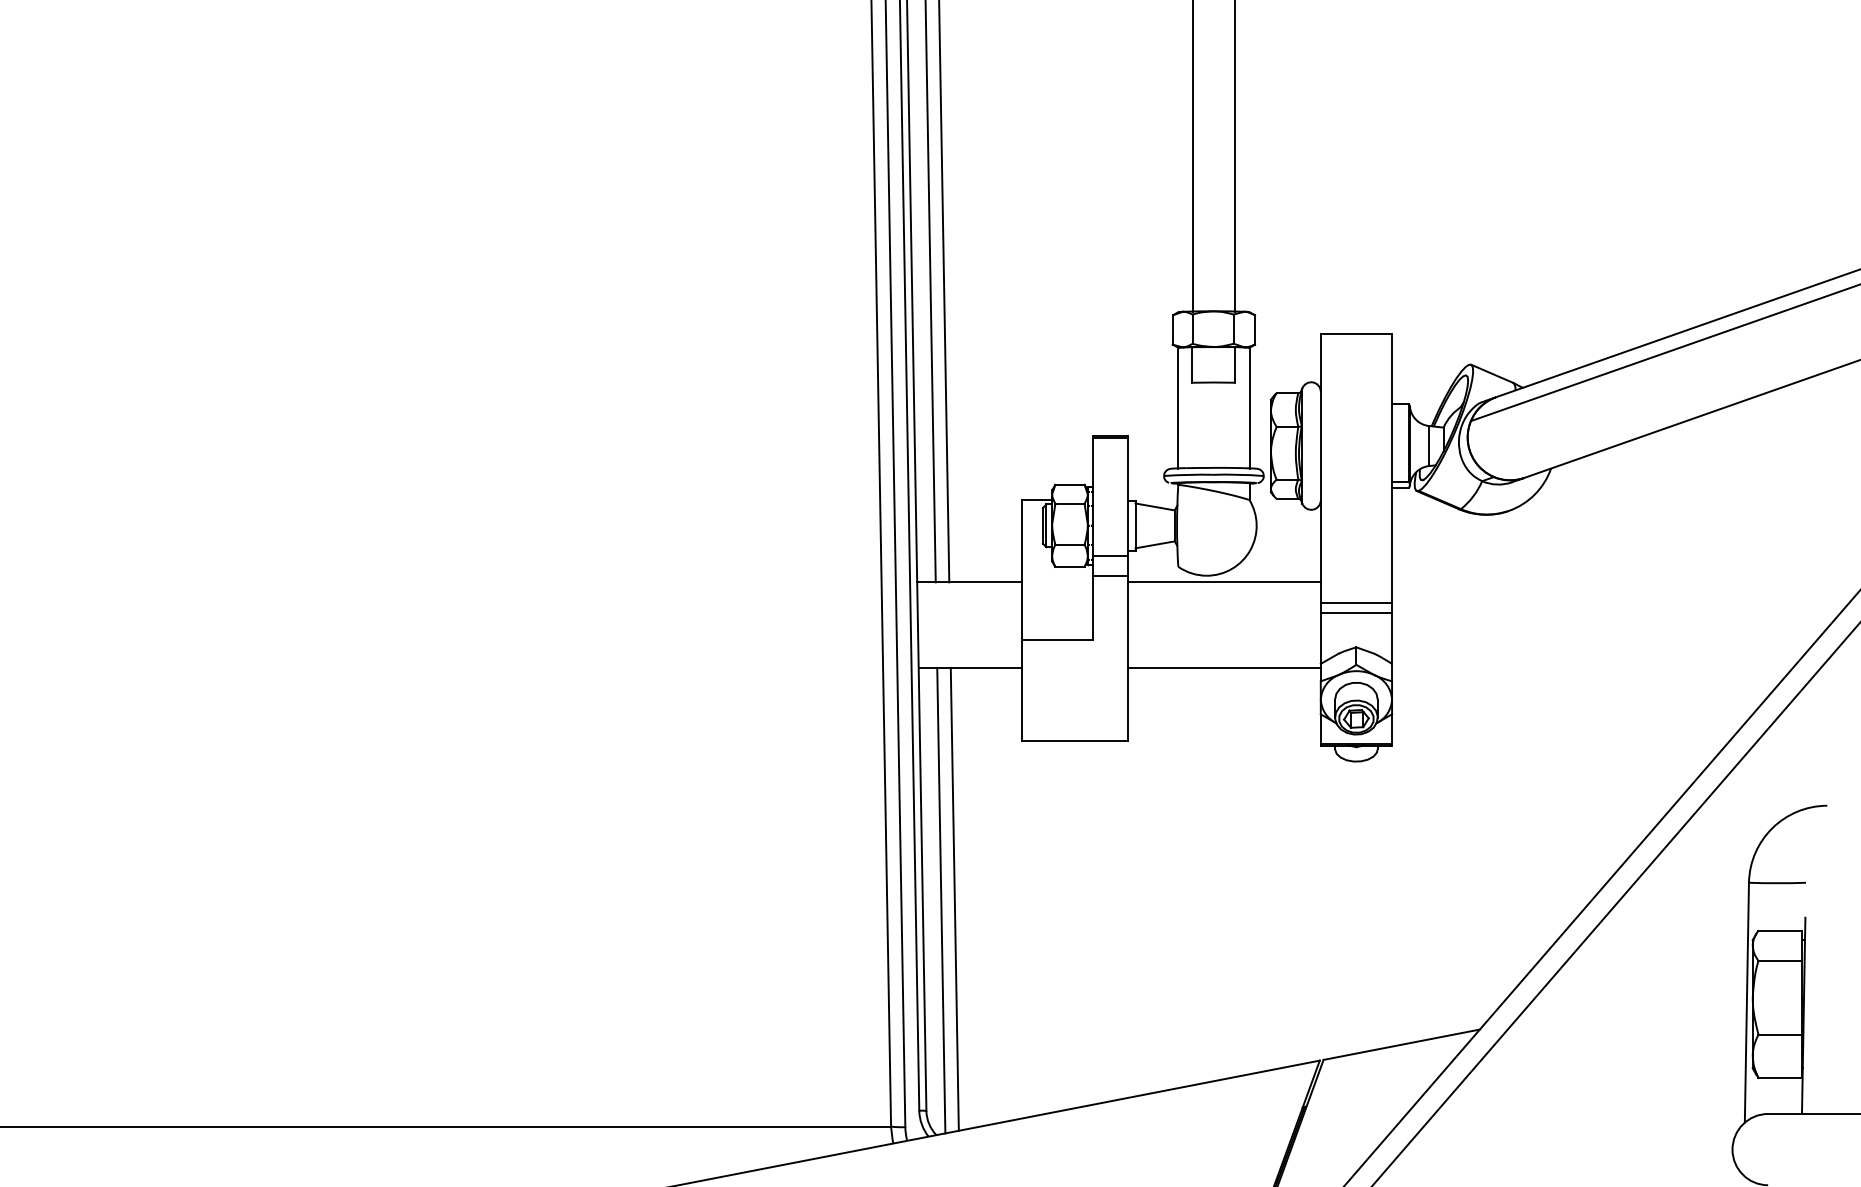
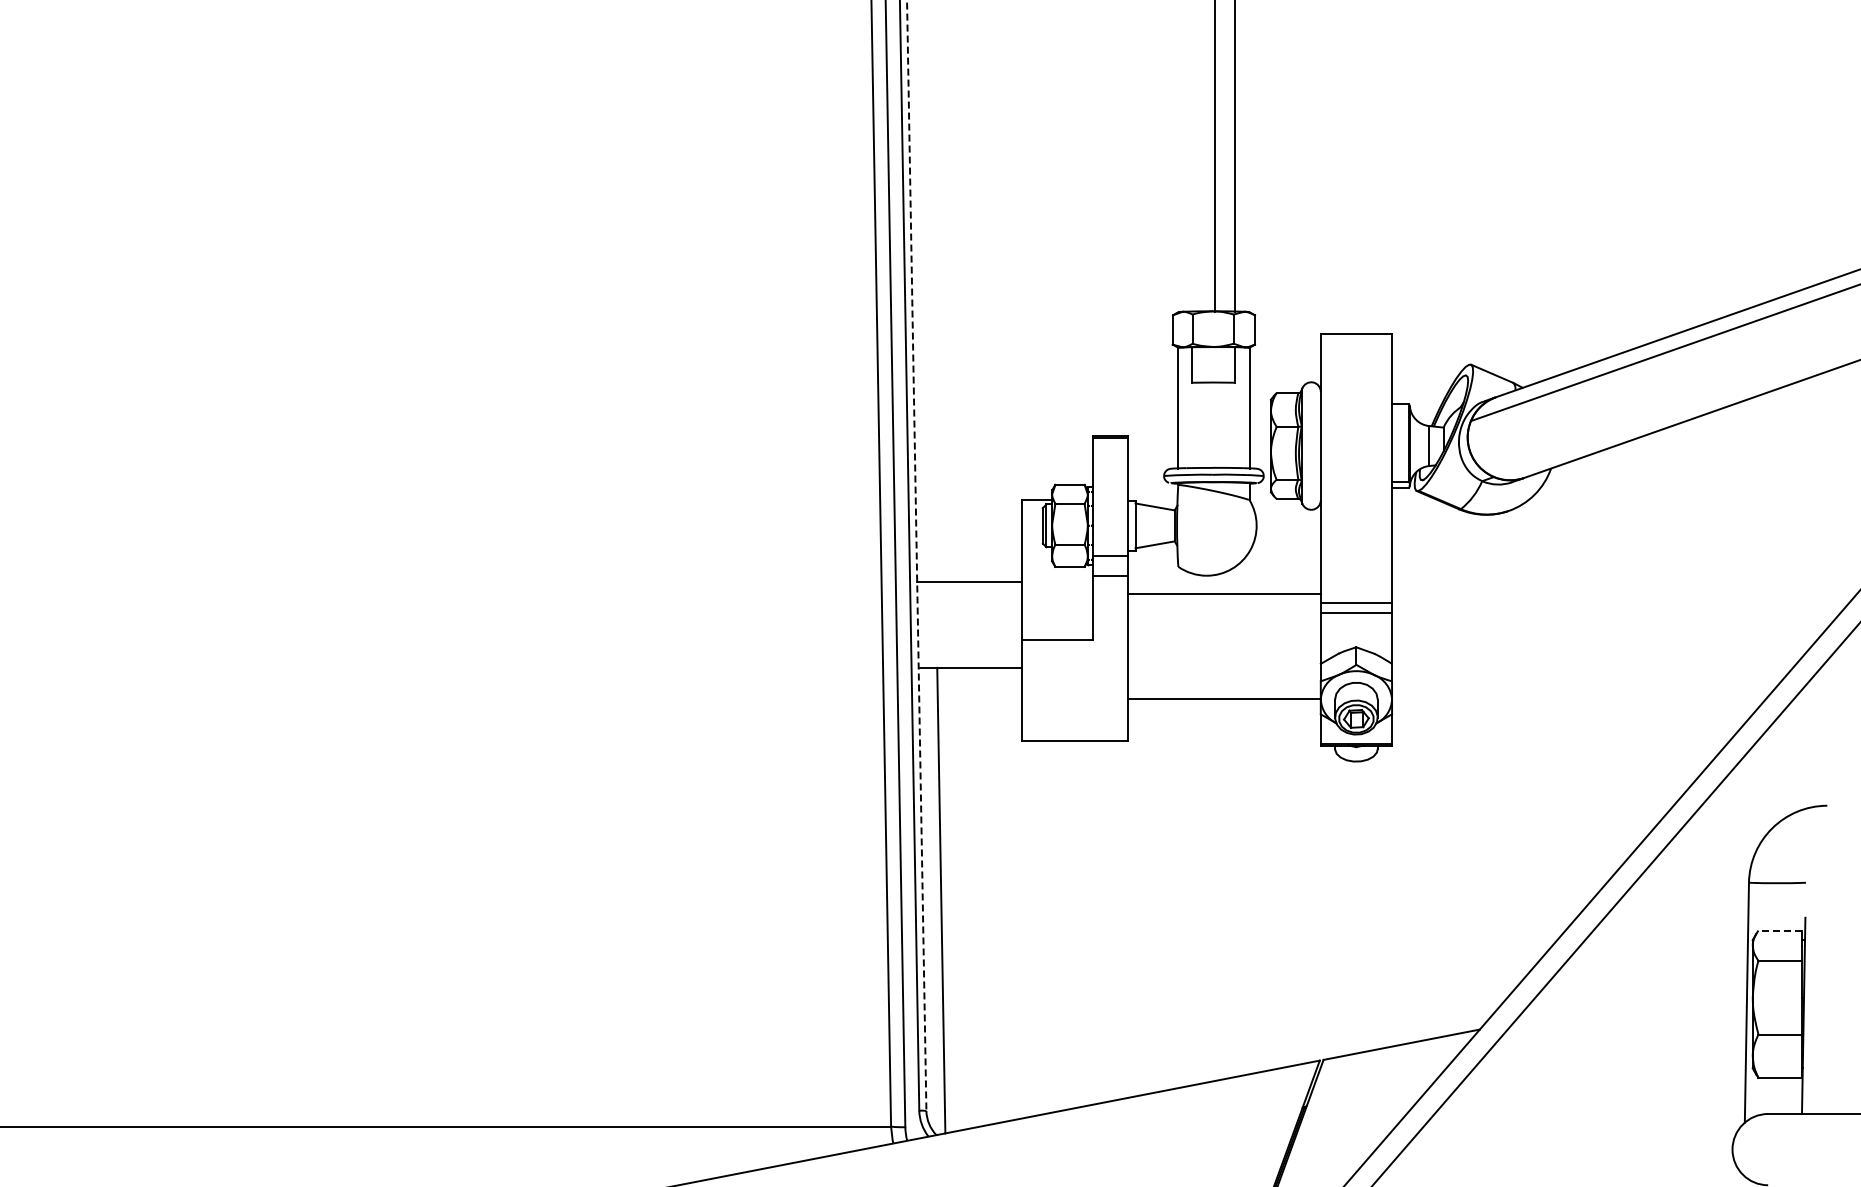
line position: (1192, 156) -> (1214, 156) (1214, 156)
line: present -> none (930, 292)
line: present -> none (944, 292)
line: solid -> dashed (916, 556)
line position: (1224, 582) -> (1224, 594) (1224, 594)
line position: (1224, 667) -> (1224, 698) (1224, 698)
line: present -> none (954, 898)
line: solid -> dashed (1780, 930)
